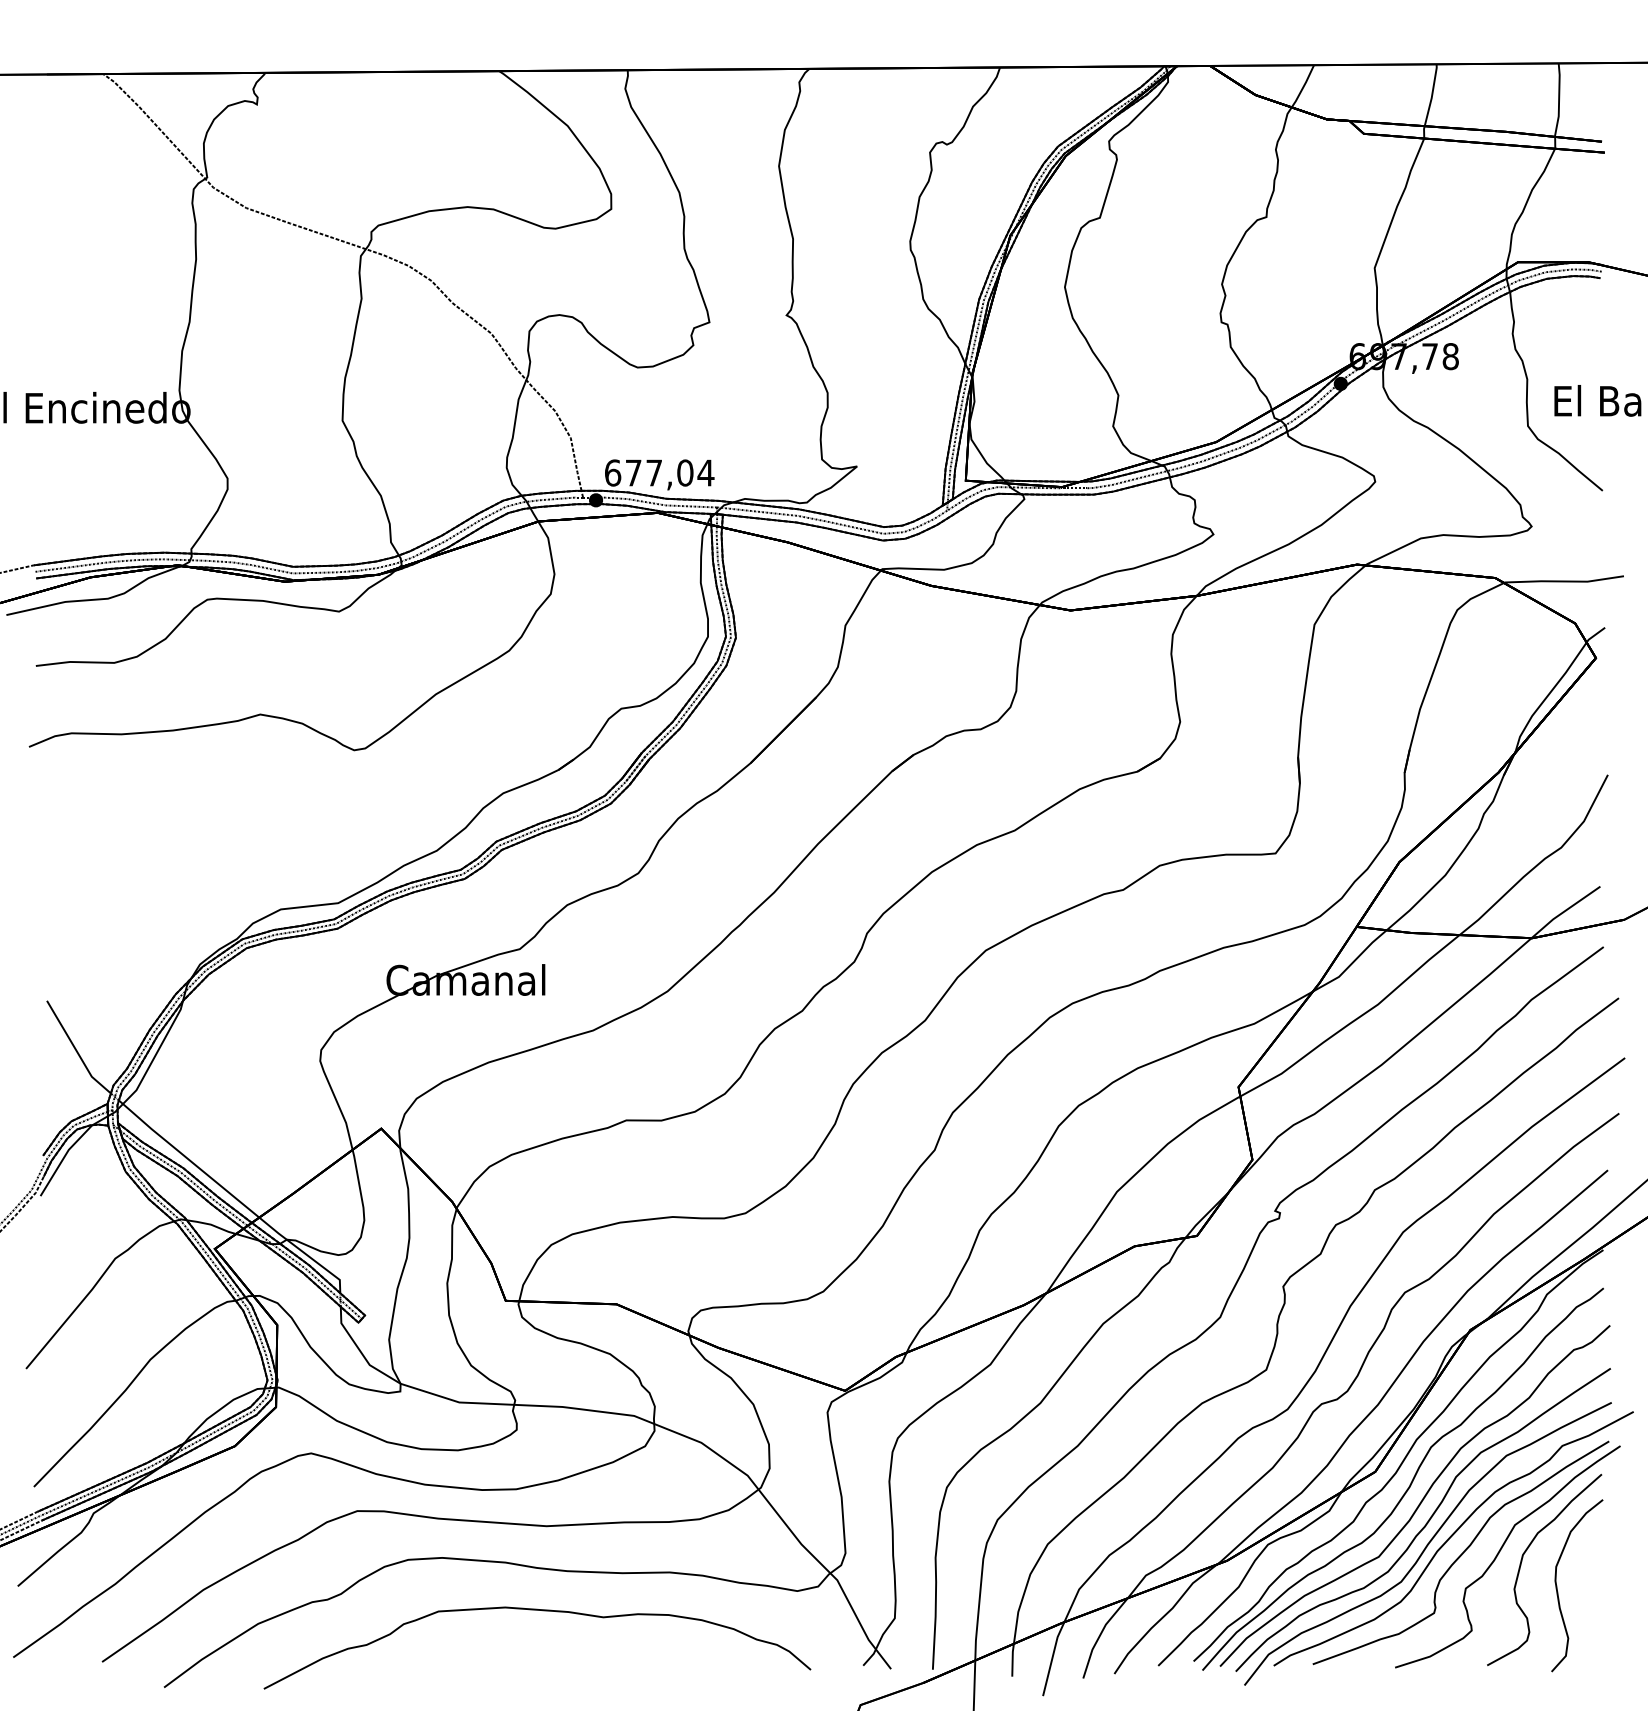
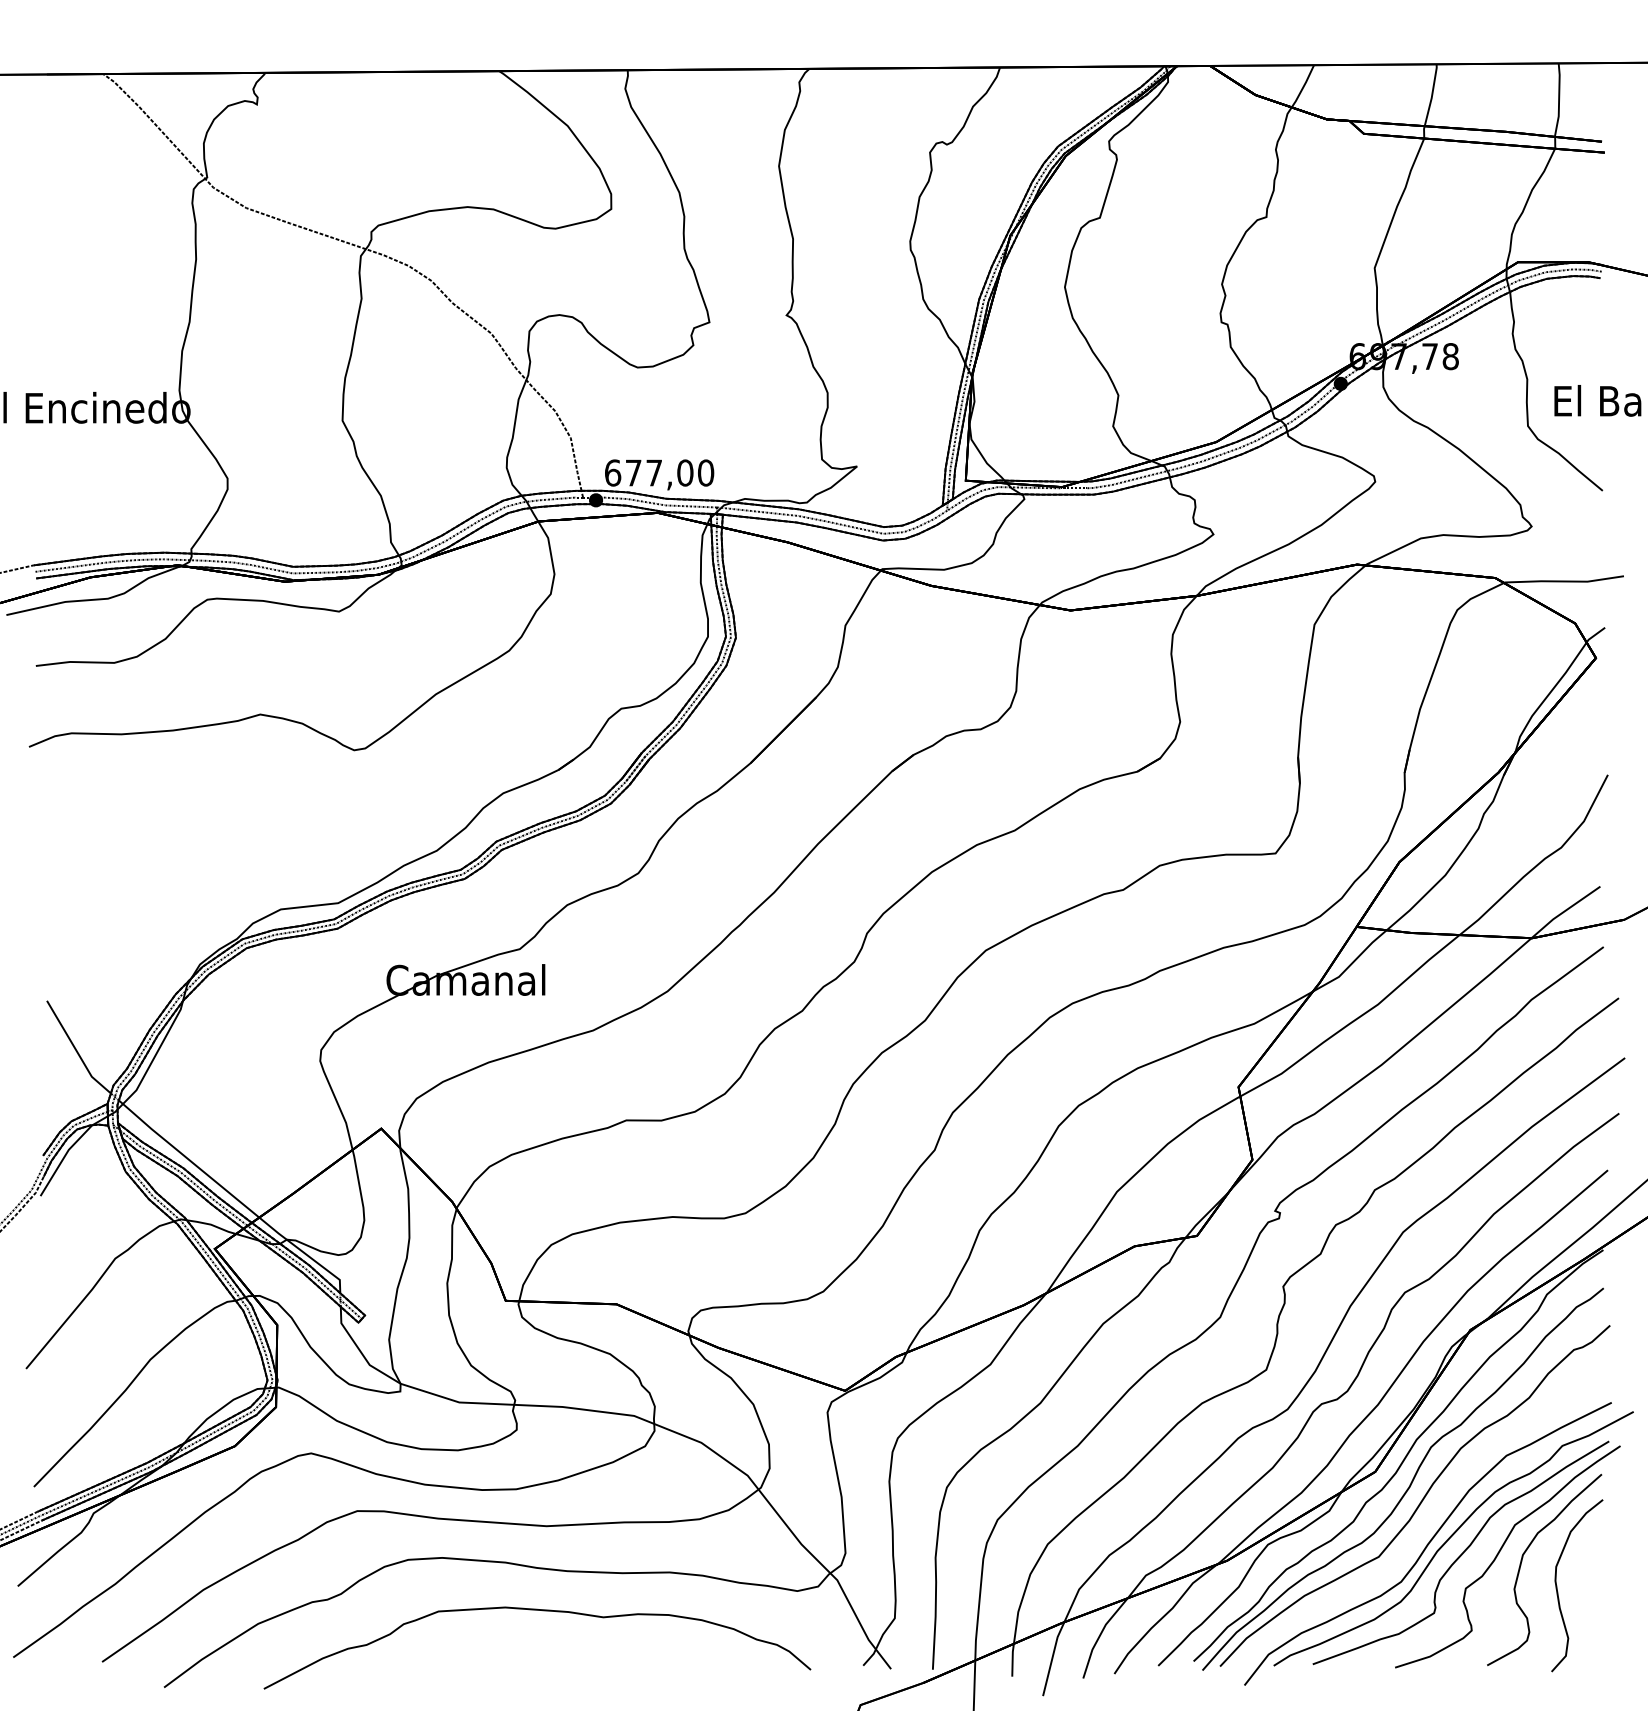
text: 677,04 -> 677,00 (705, 472)
curve: present -> none (1426, 1522)
